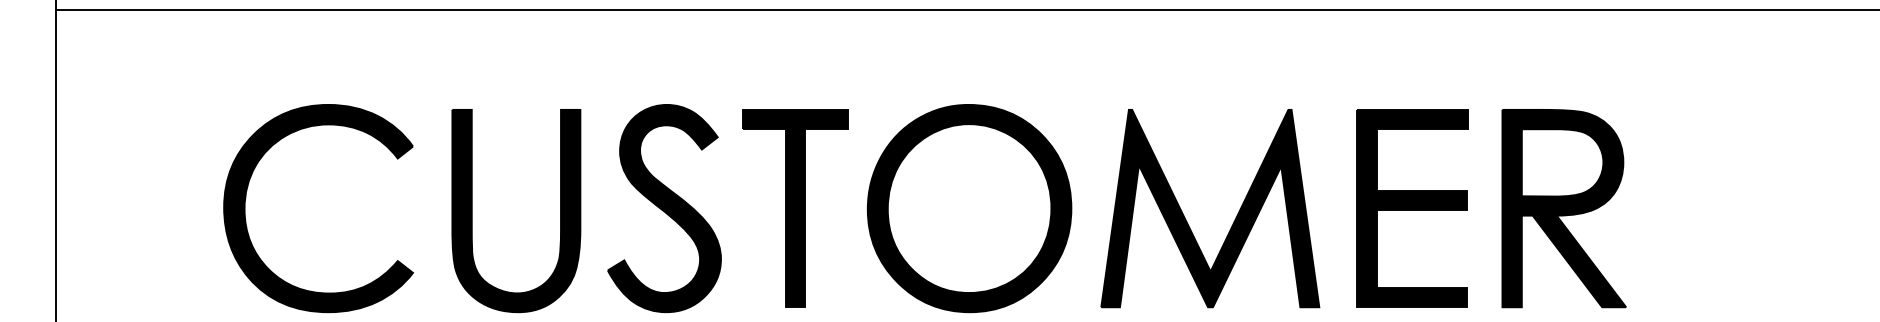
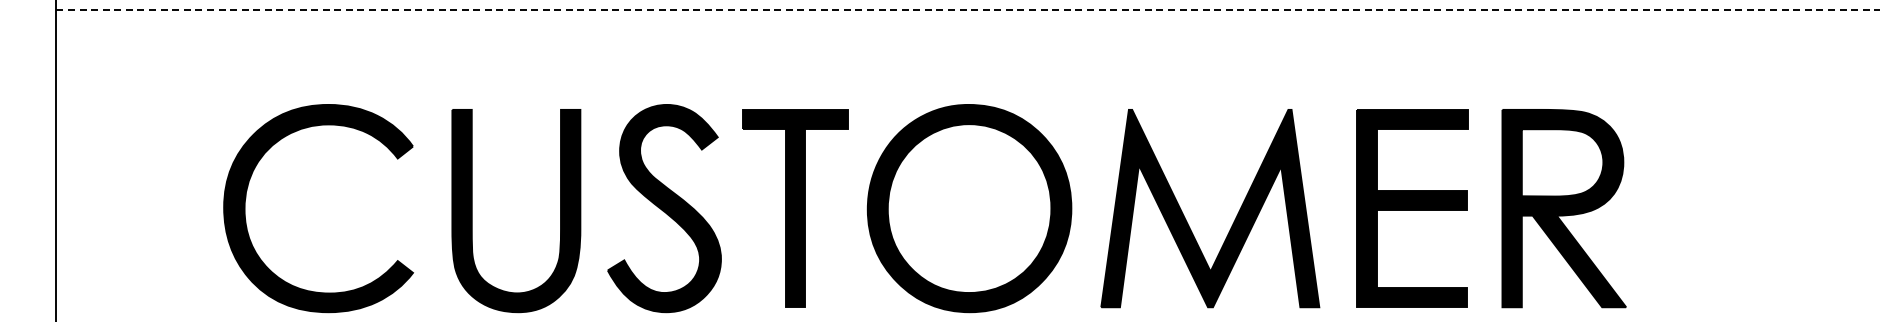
line: solid -> dashed (968, 9)
